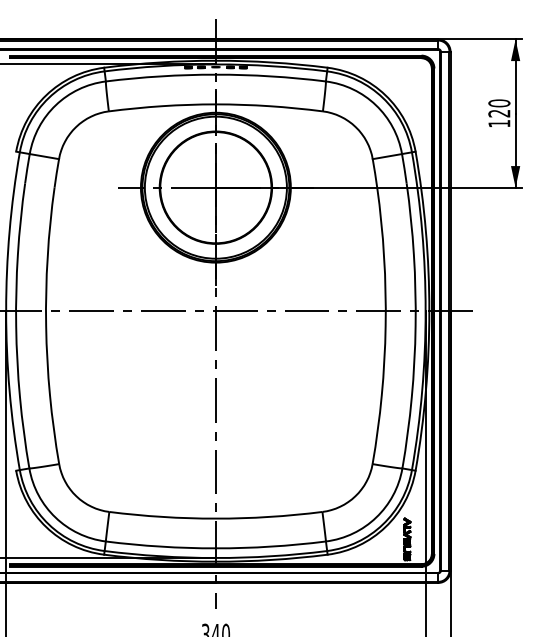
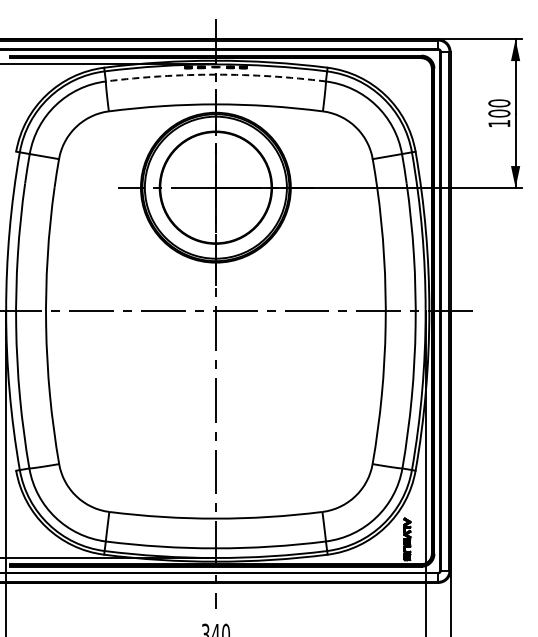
arc: solid -> dashed (215, 74)
text: 120 -> 100 (499, 113)
